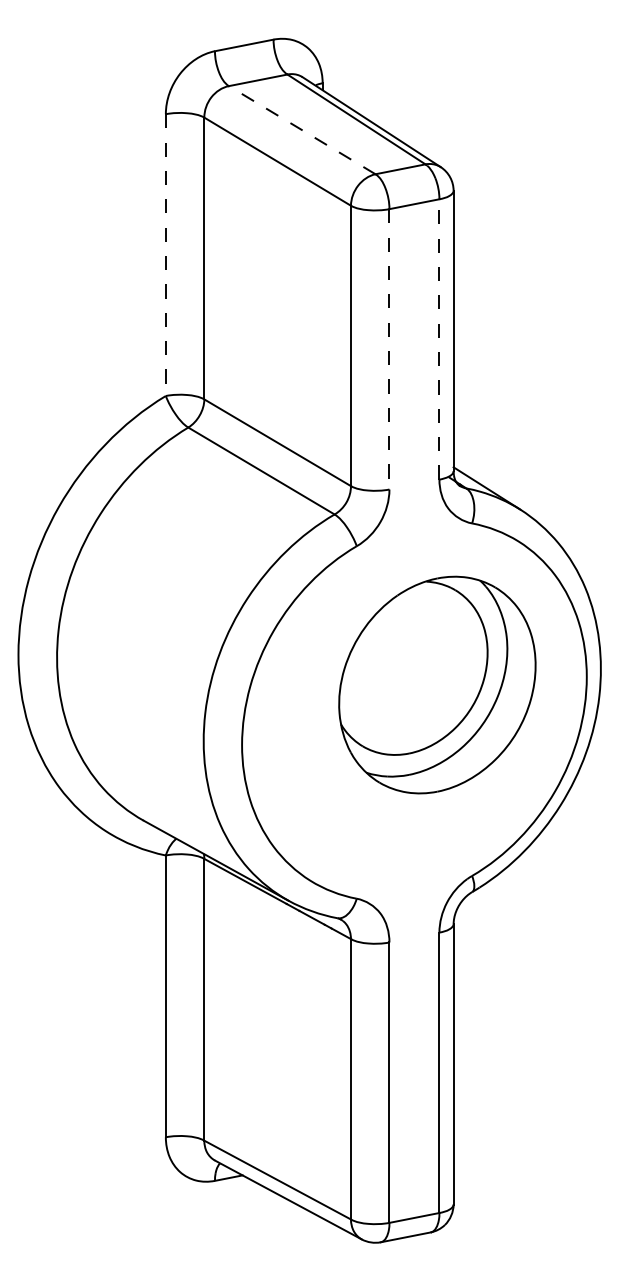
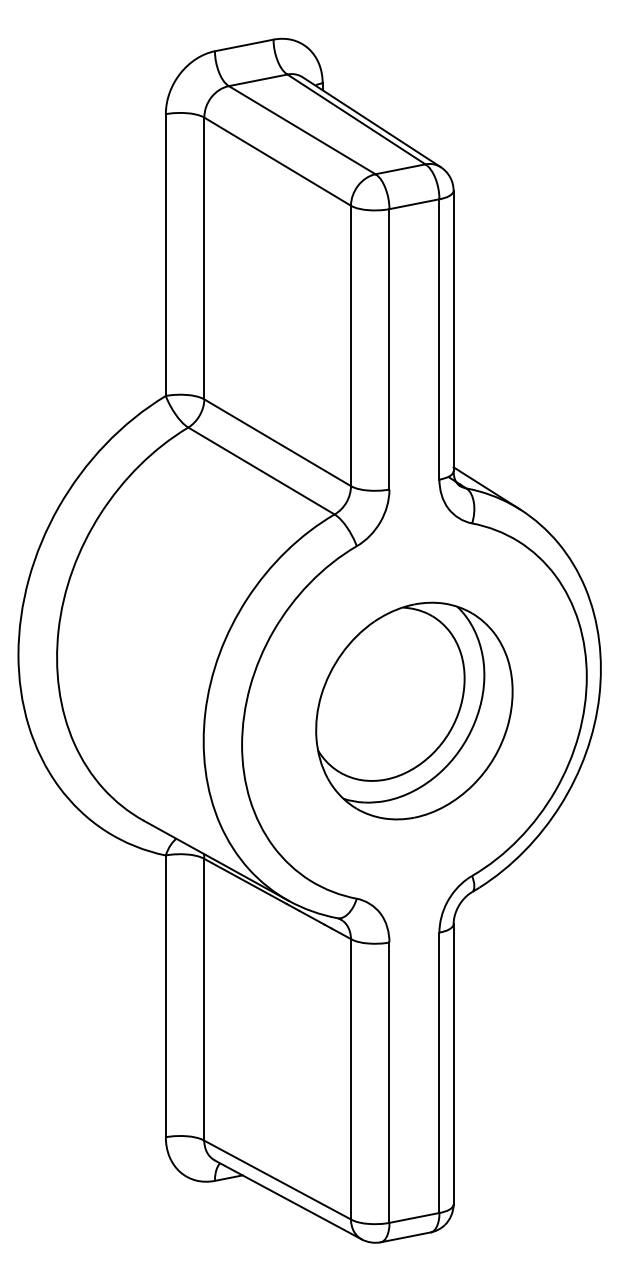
line: dashed -> solid (302, 130)
line: dashed -> solid (165, 255)
line: dashed -> solid (439, 338)
line: dashed -> solid (389, 349)
part position: (437, 684) -> (414, 710) (414, 710)
